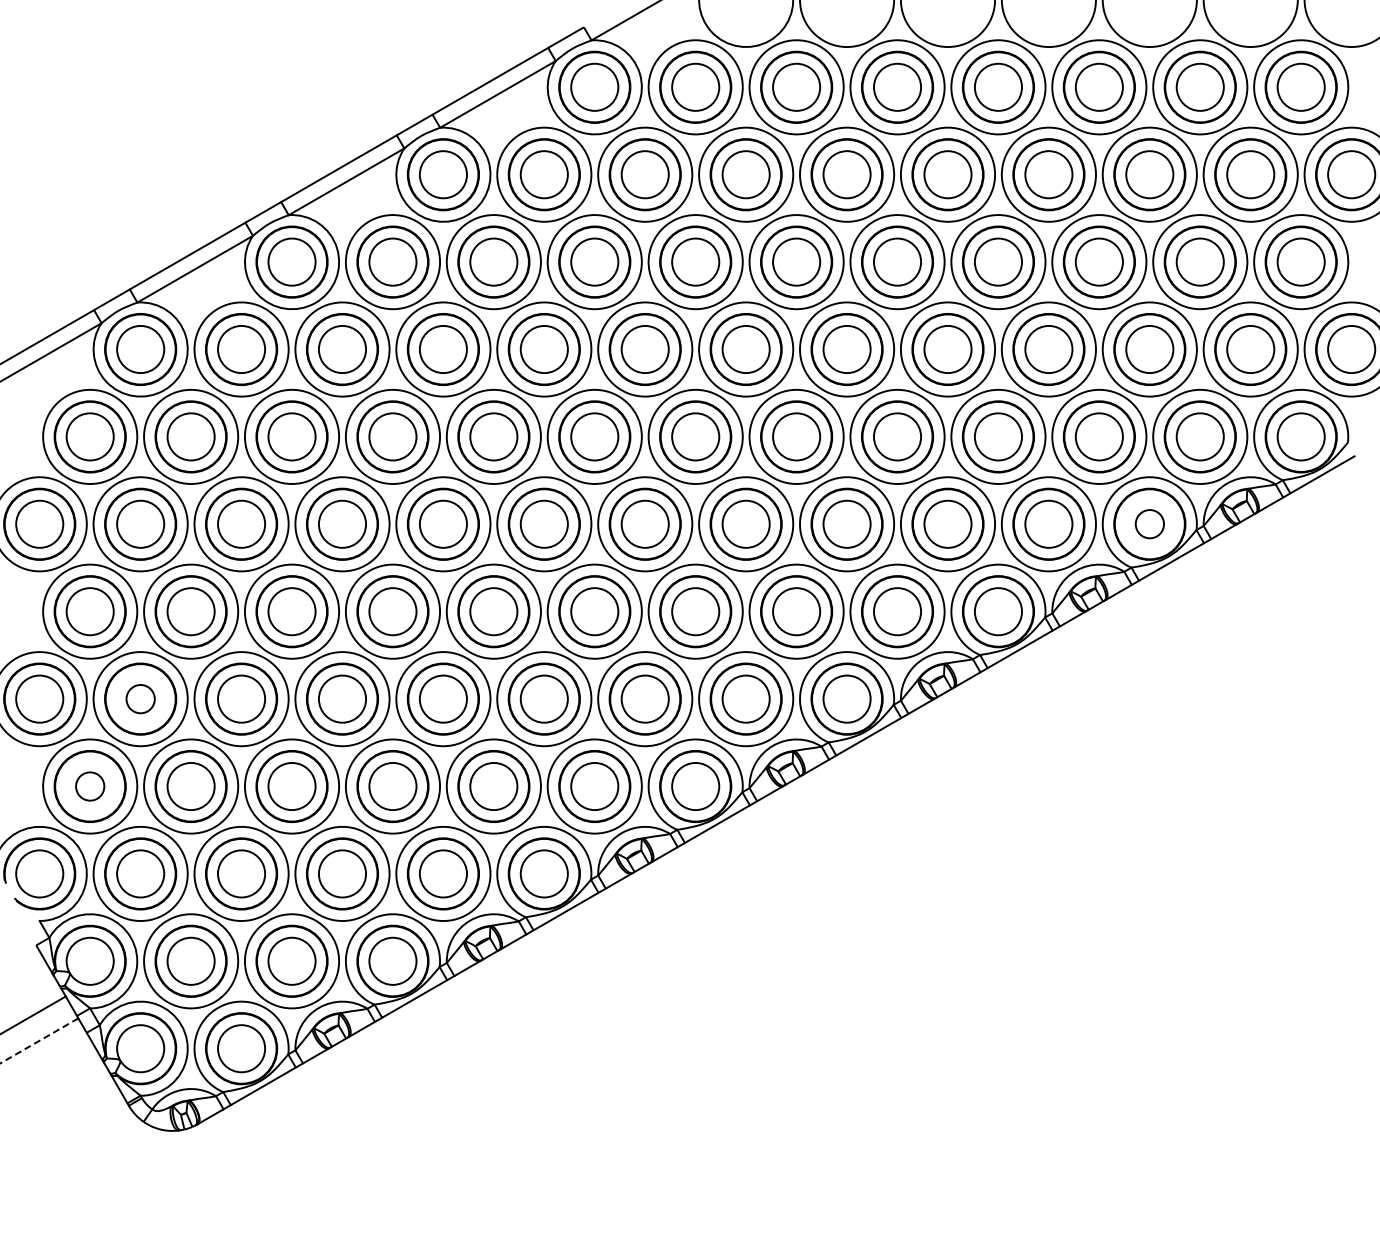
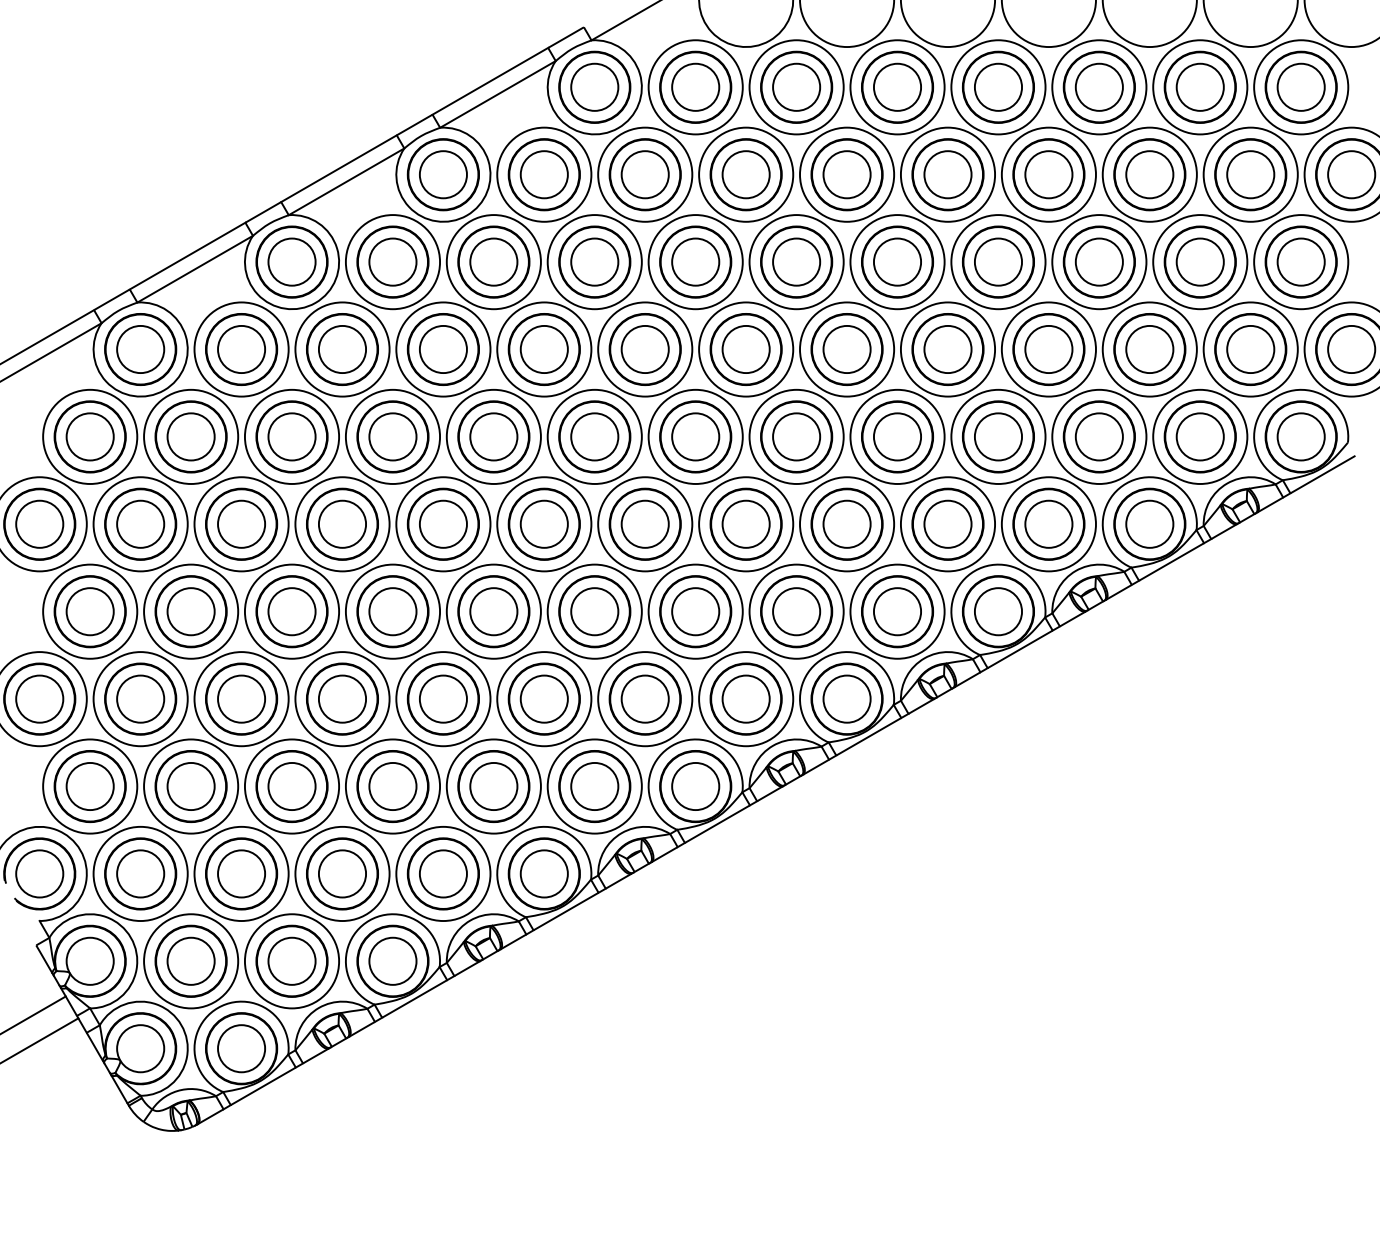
circle size: 31x31 px -> 50x50 px (1149, 523)
circle diameter: 28 px -> 47 px (140, 698)
circle diameter: 28 px -> 47 px (89, 786)
line: dashed -> solid (39, 1040)
